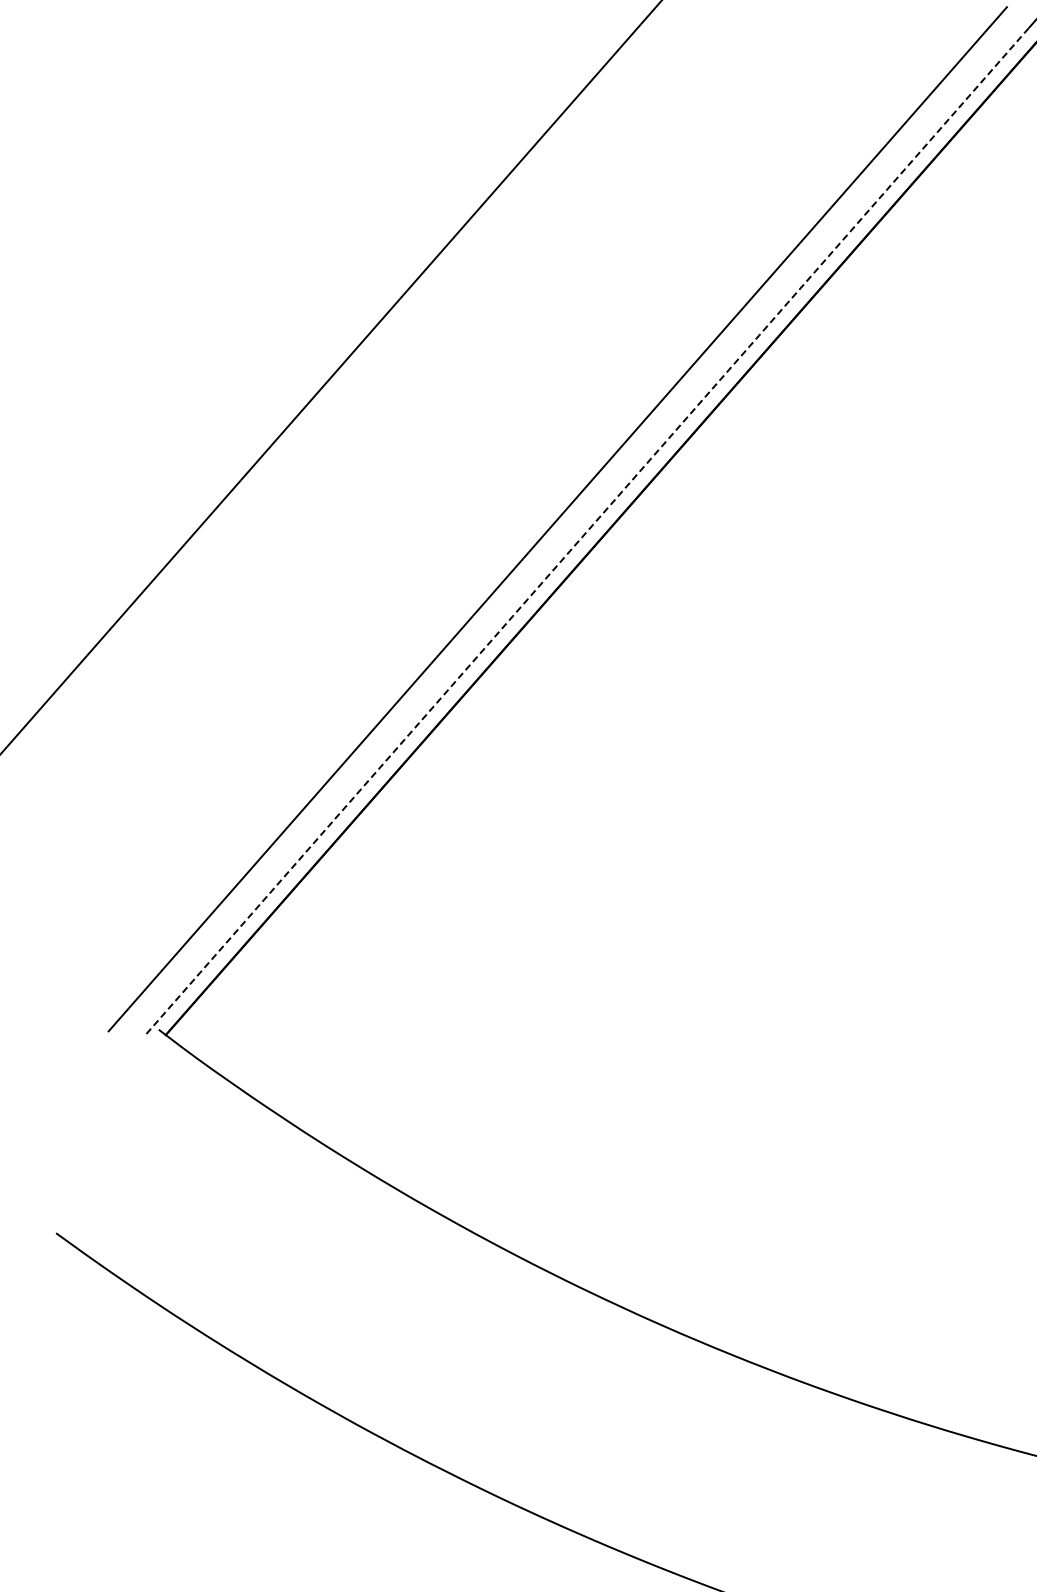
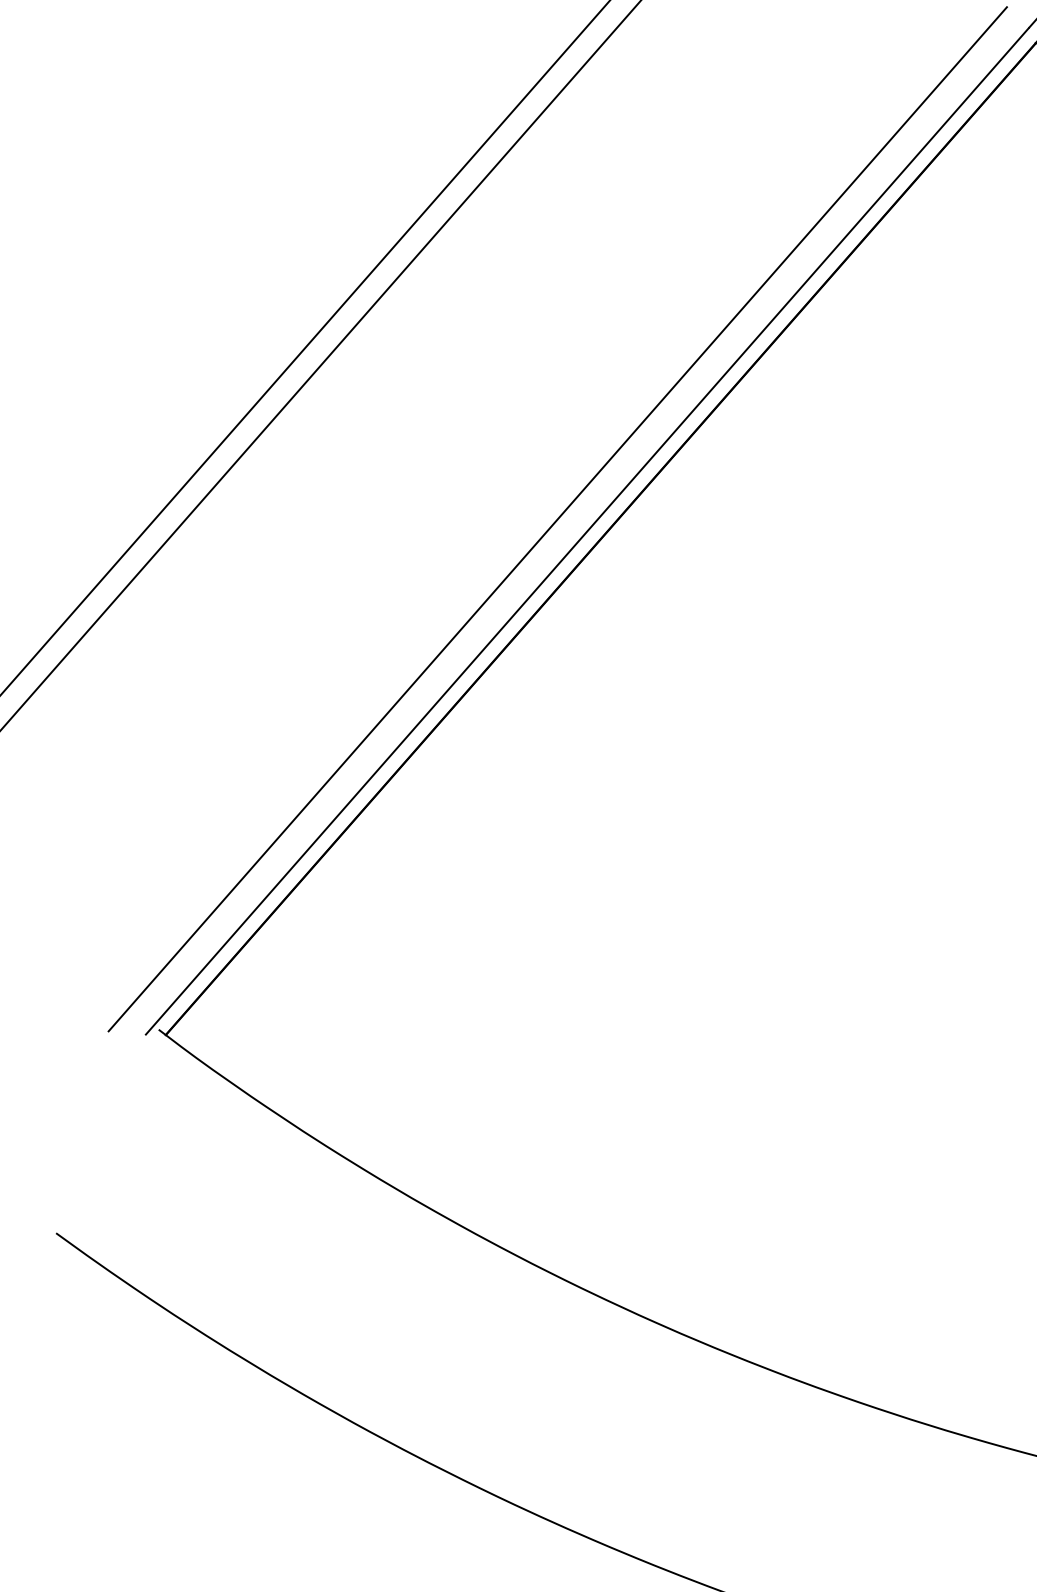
line: none -> present (305, 347)
line position: (331, 377) -> (320, 365) (320, 365)
line: dashed -> solid (587, 531)
